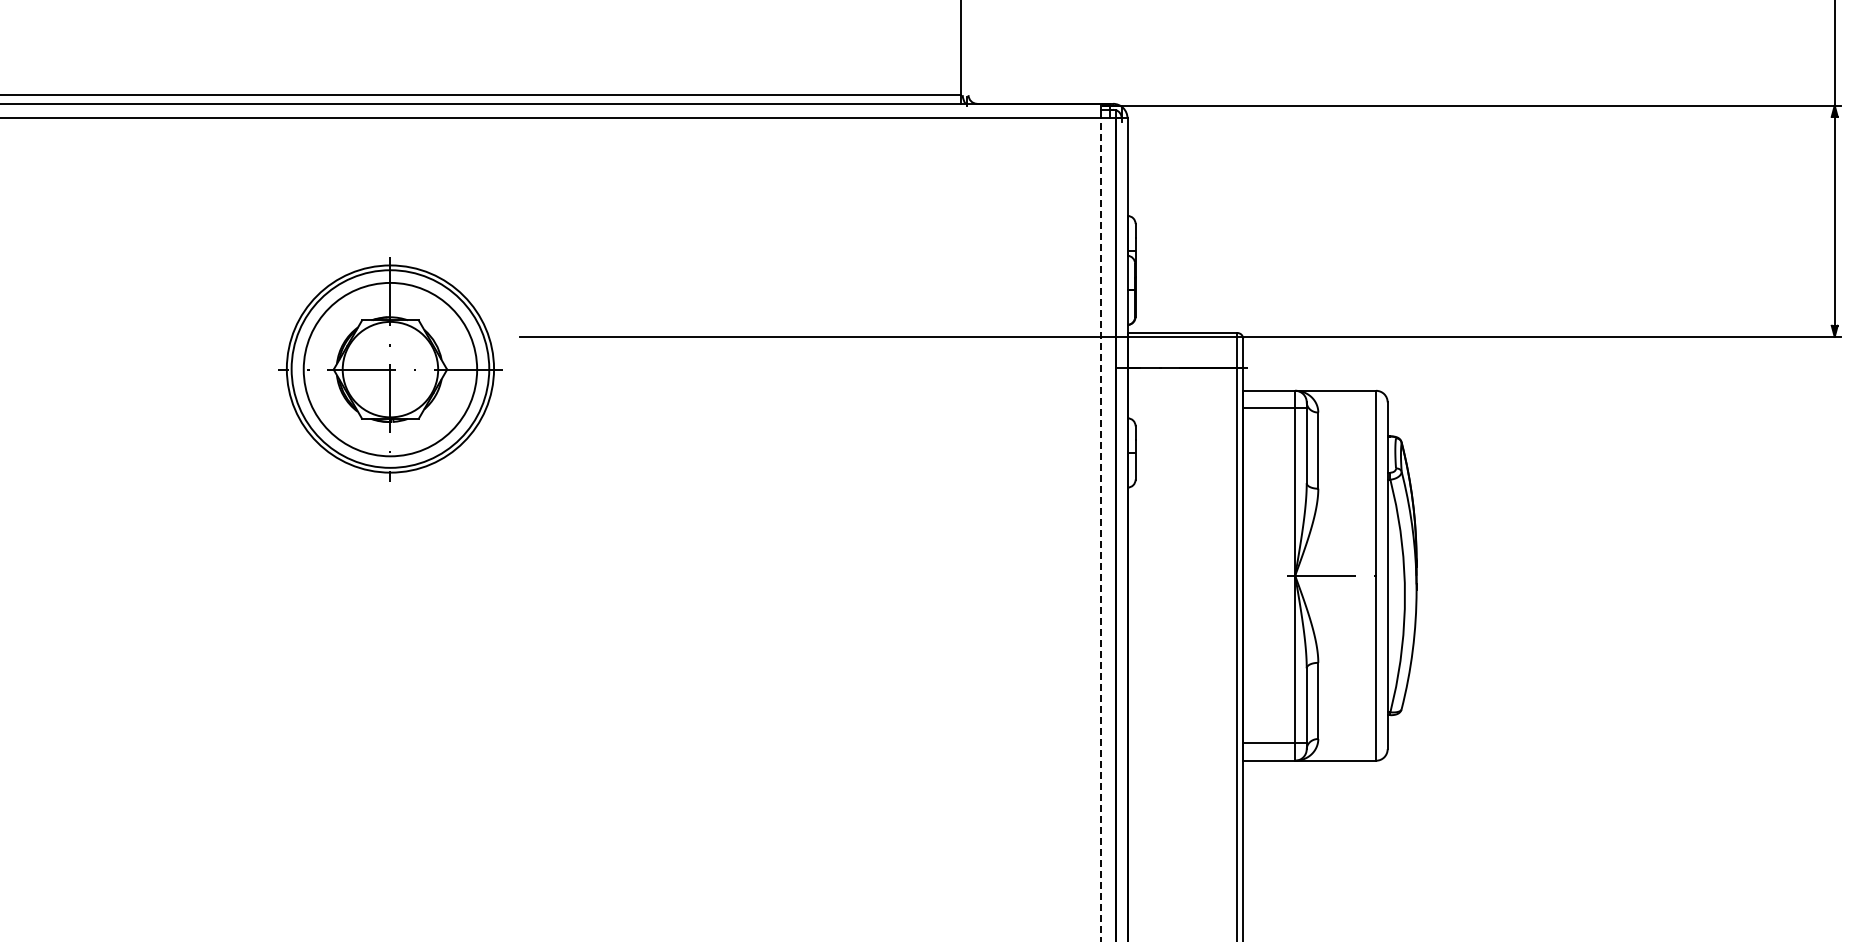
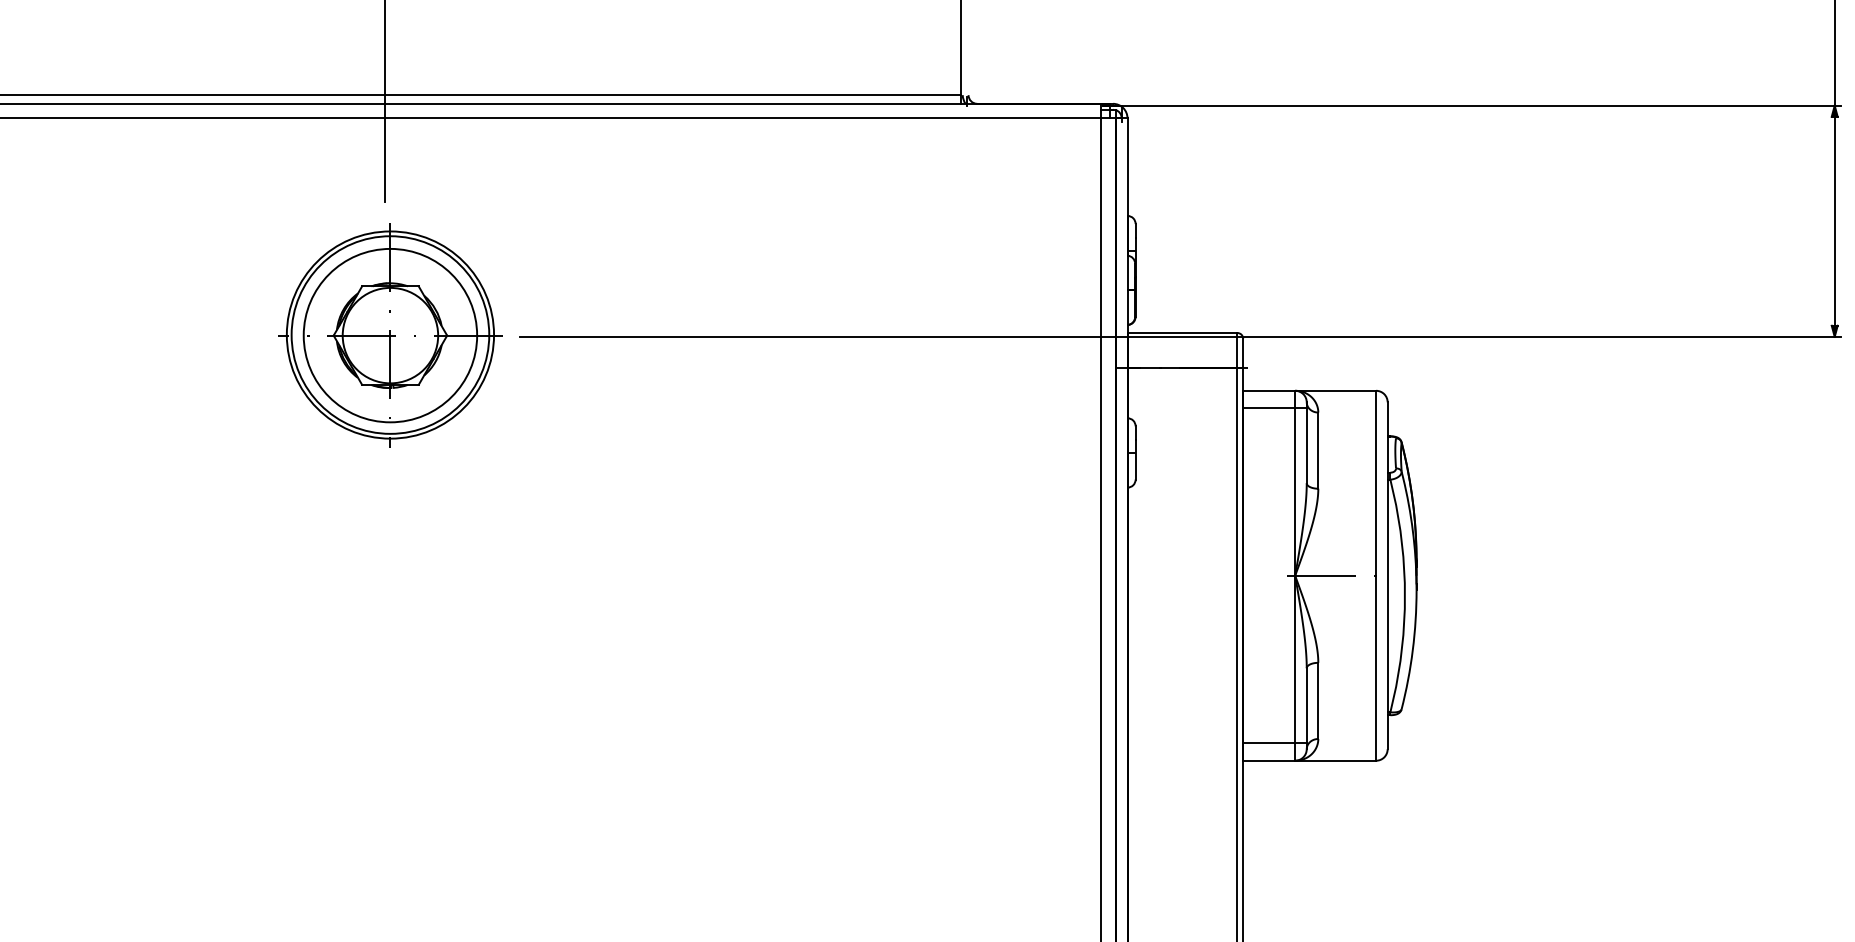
line: none -> present (384, 101)
part position: (390, 369) -> (390, 335) (390, 335)
line: dashed -> solid (1101, 529)
